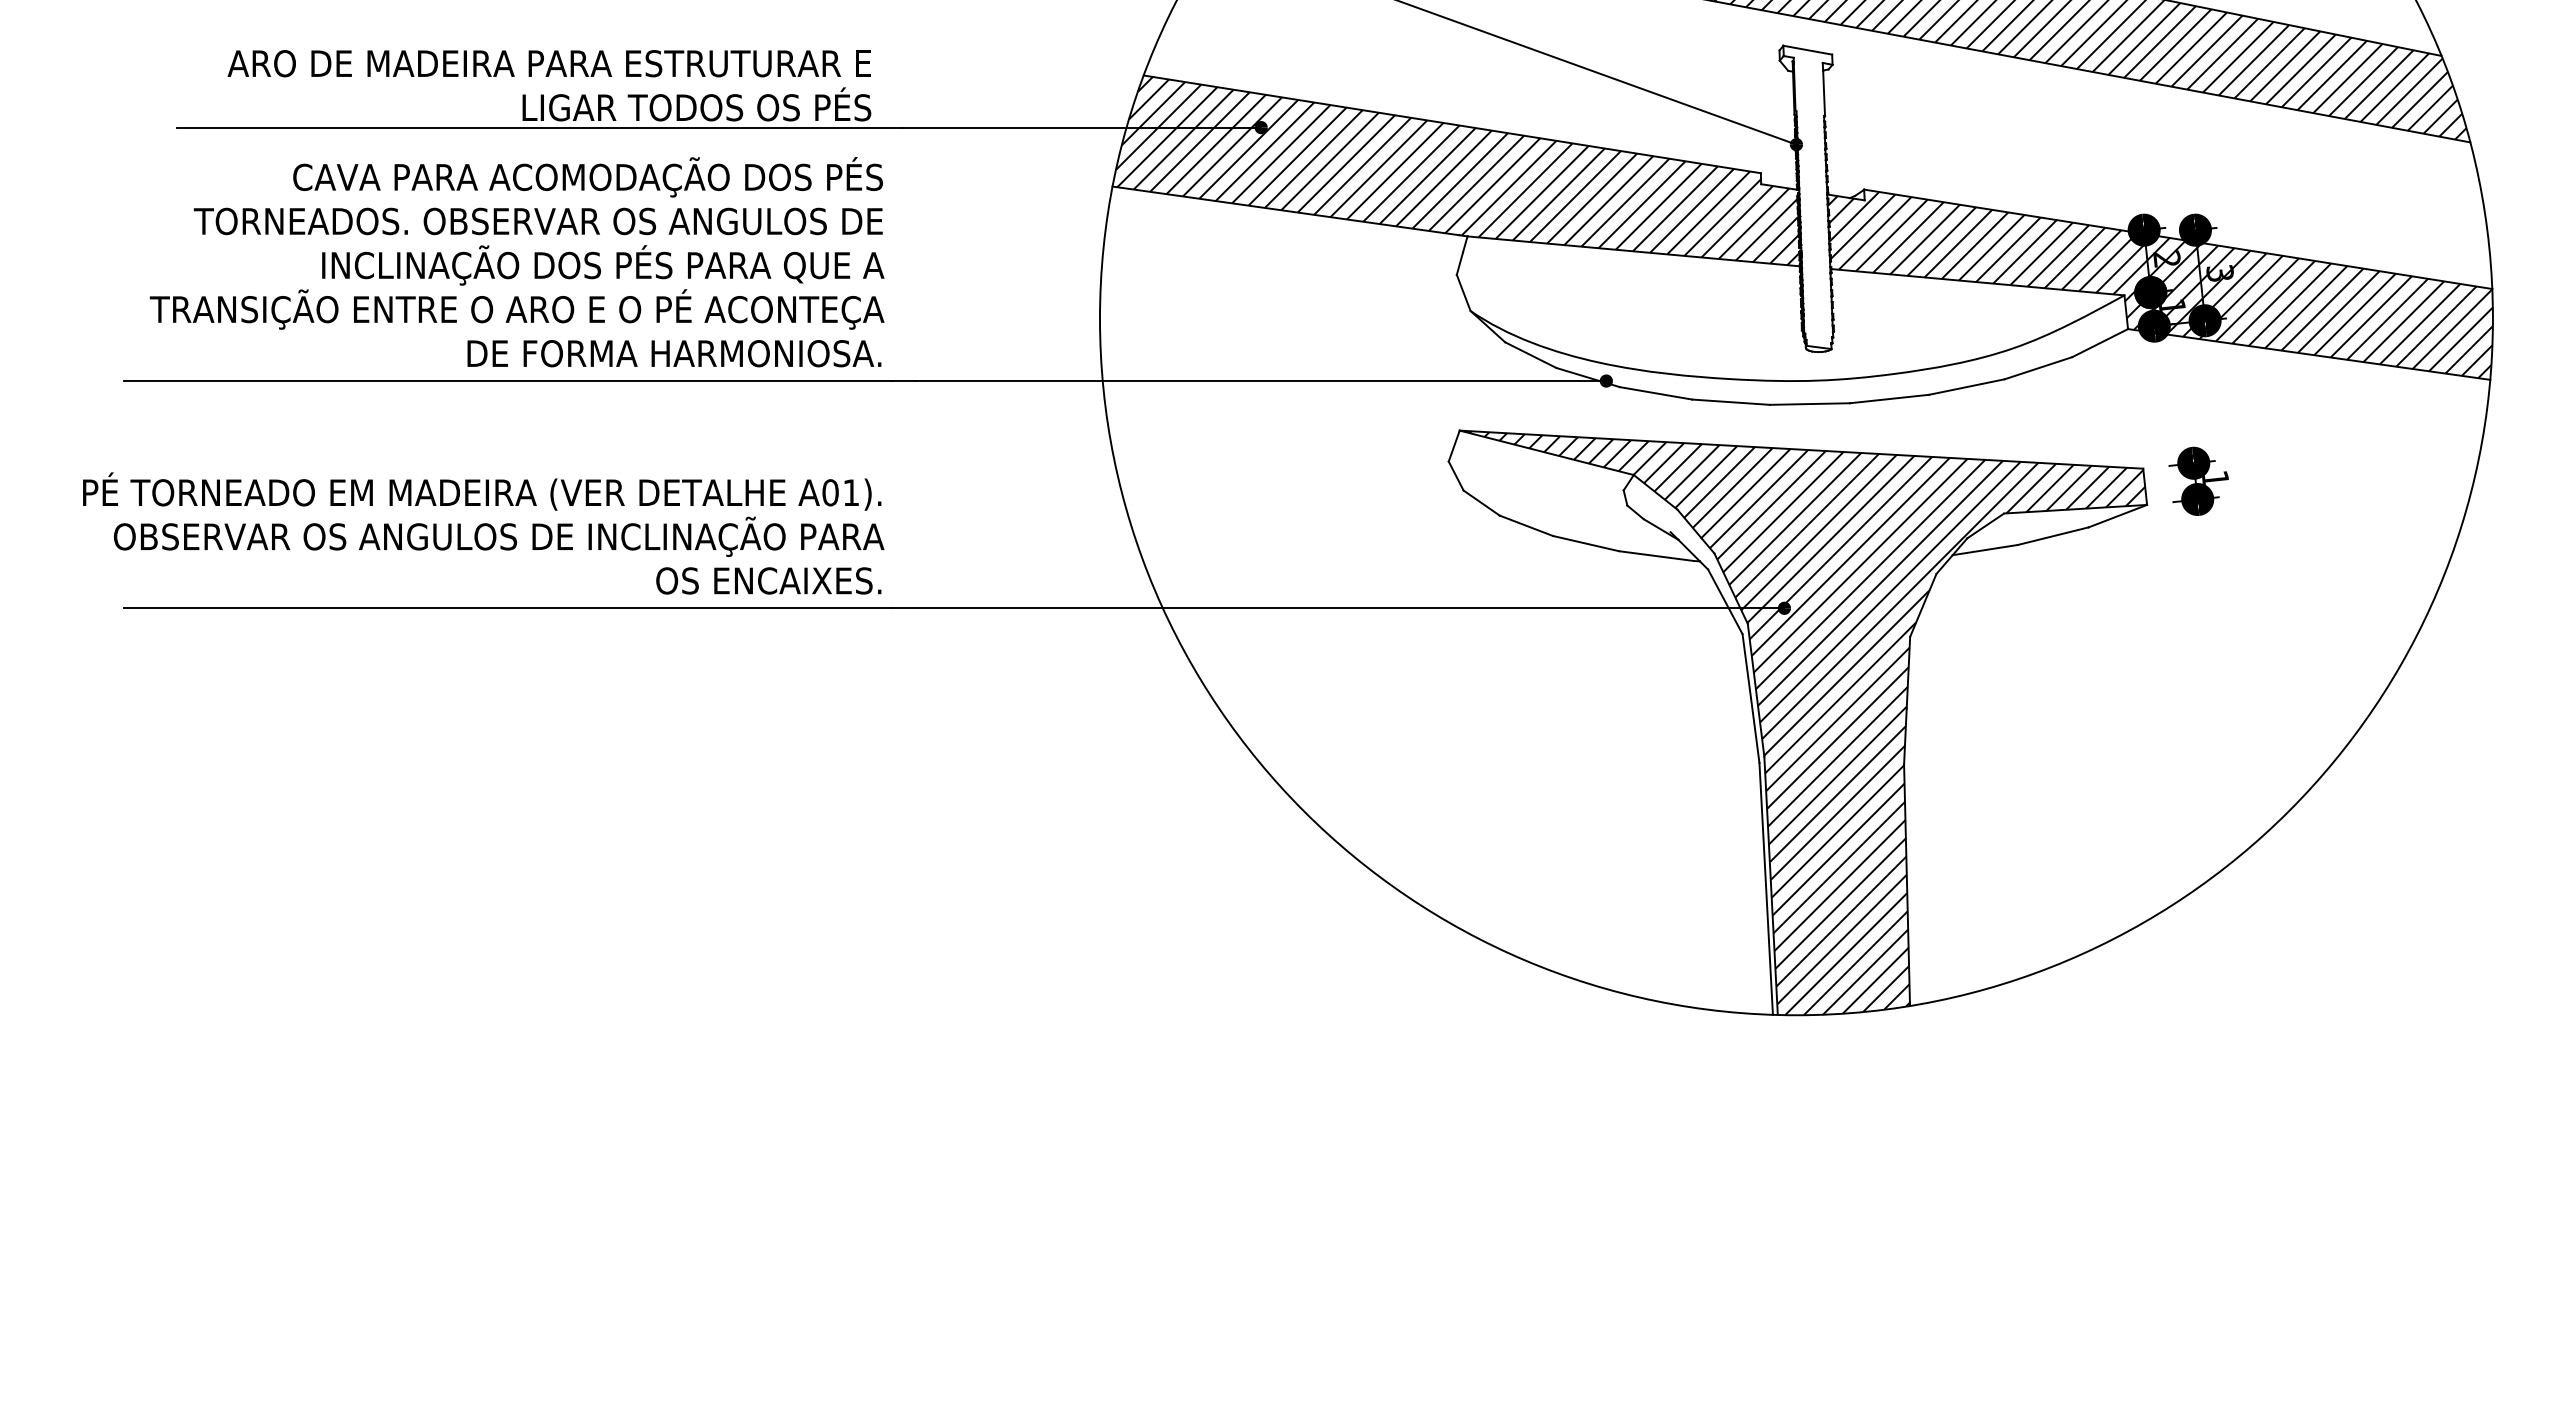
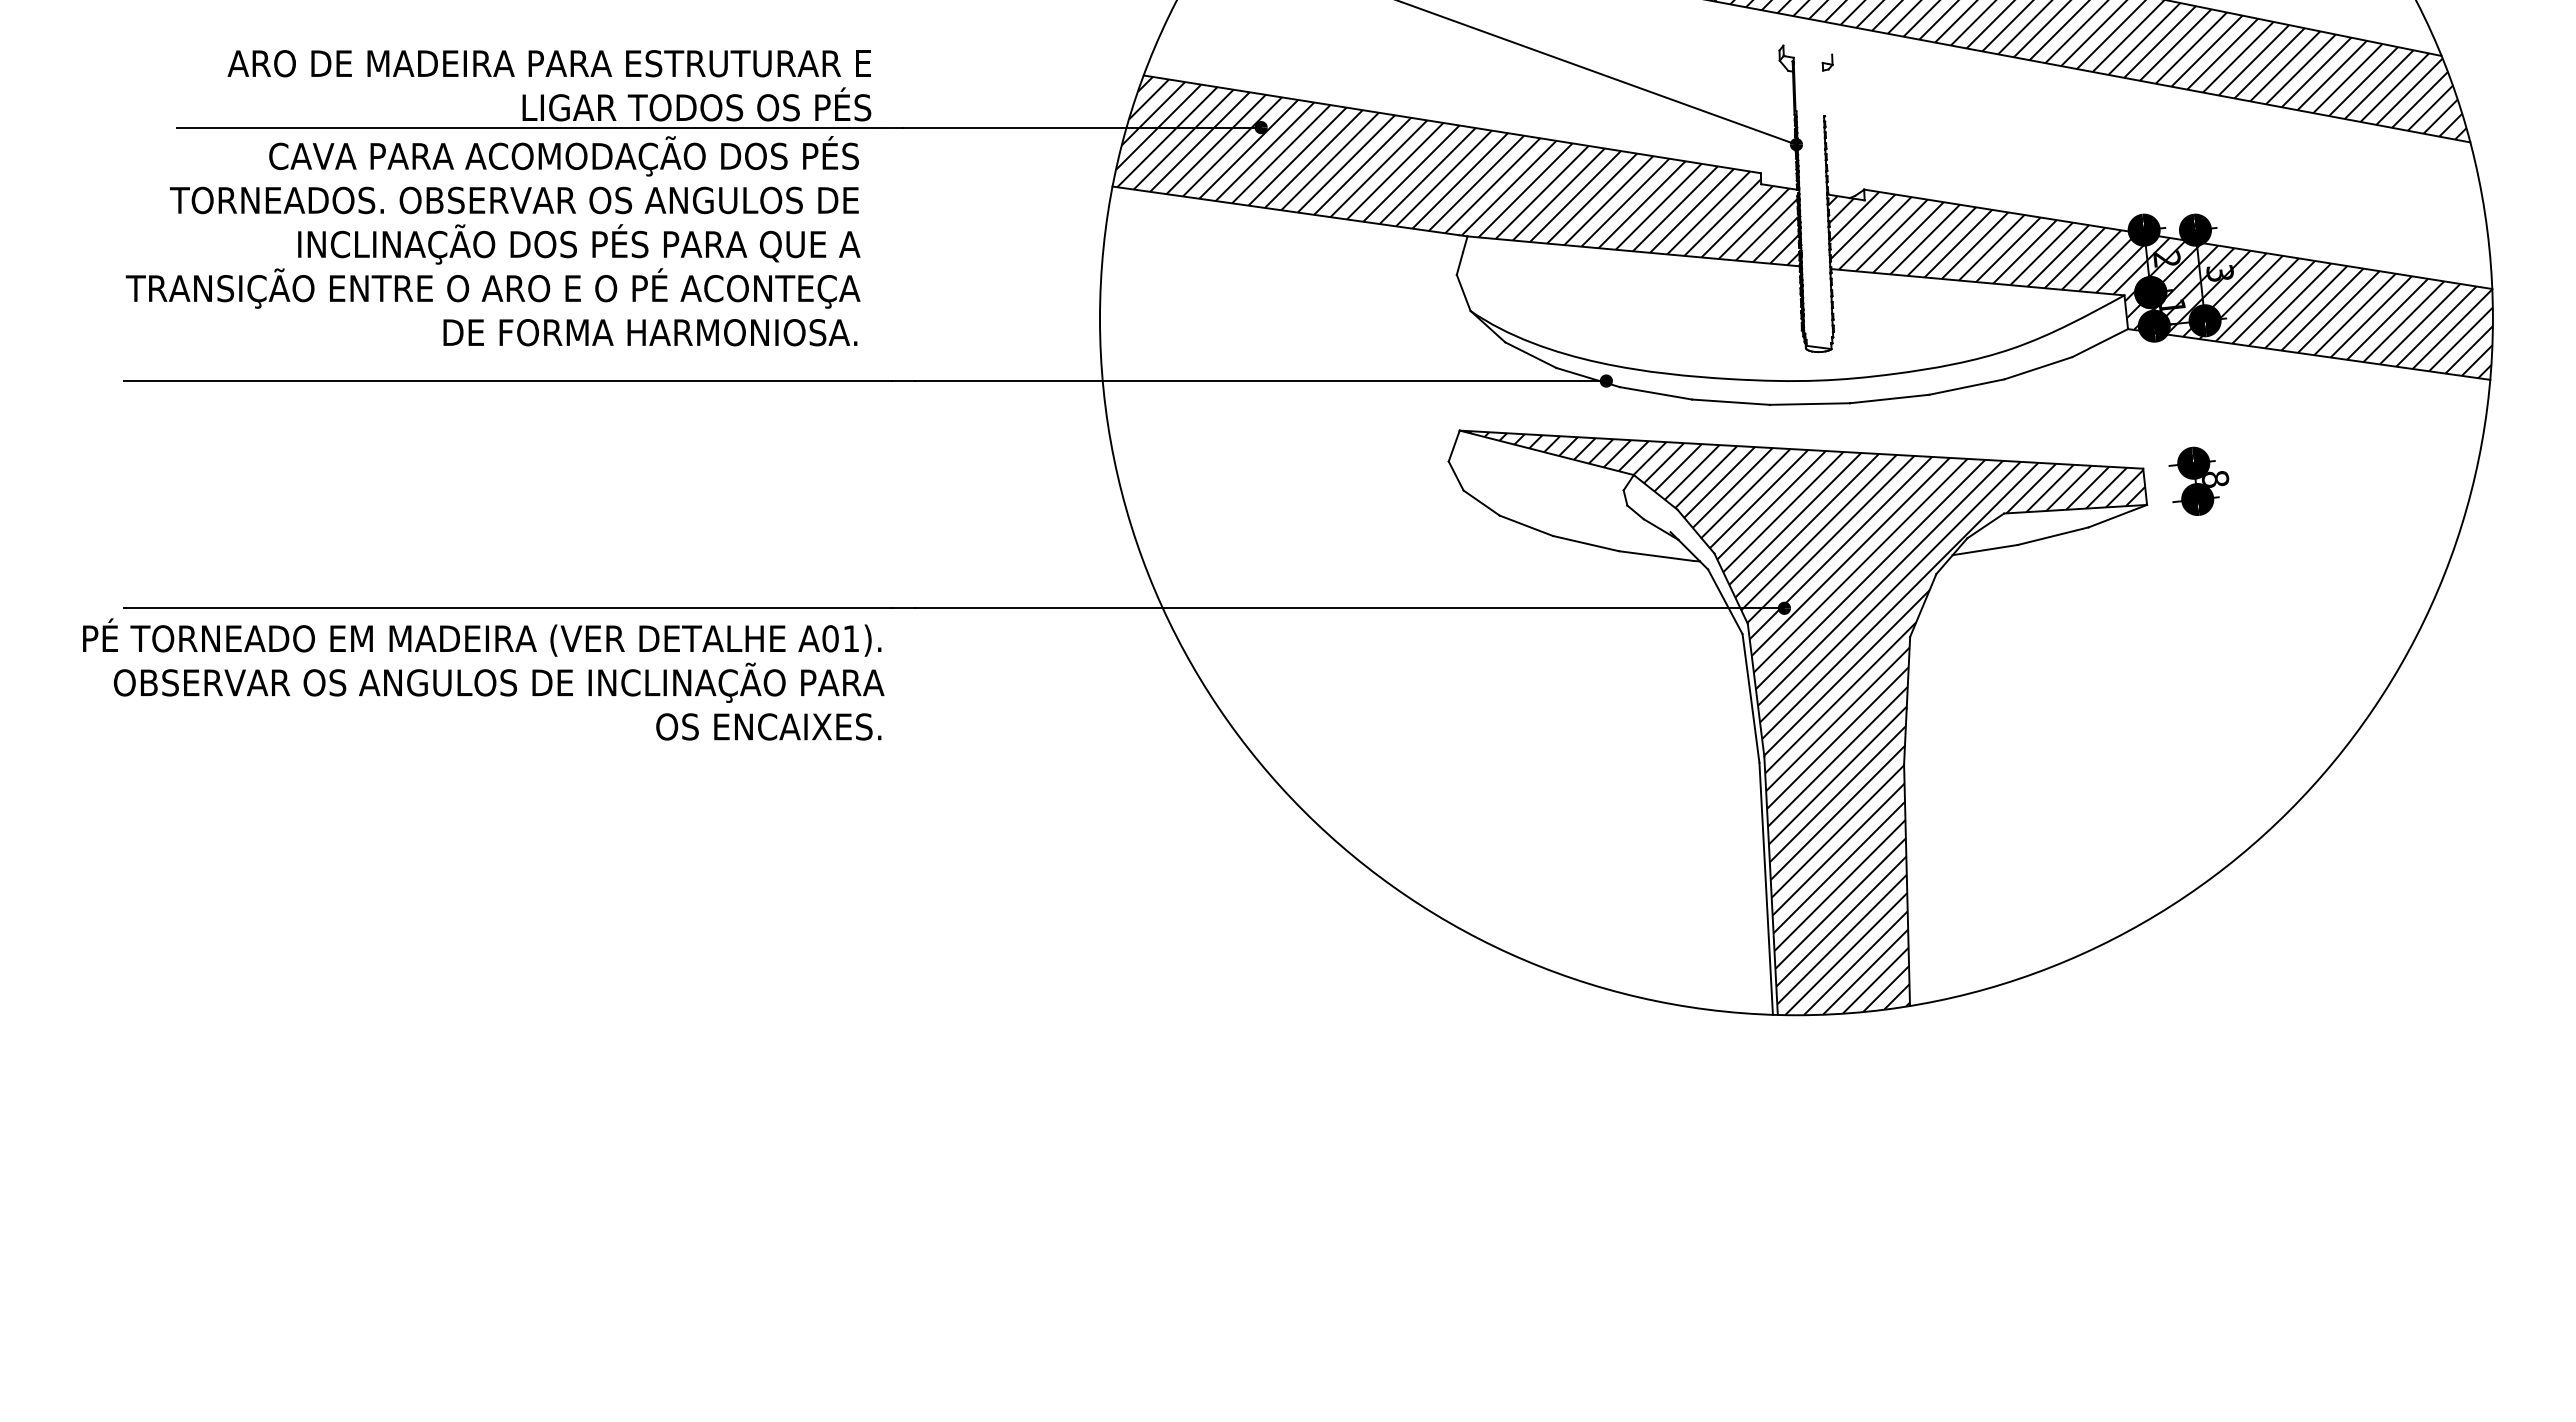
line: present -> none (1807, 49)
line: present -> none (1824, 93)
text position: (516, 262) -> (492, 241) (492, 241)
text: 1 -> 8 (2215, 479)
text position: (483, 533) -> (483, 679) (483, 679)
